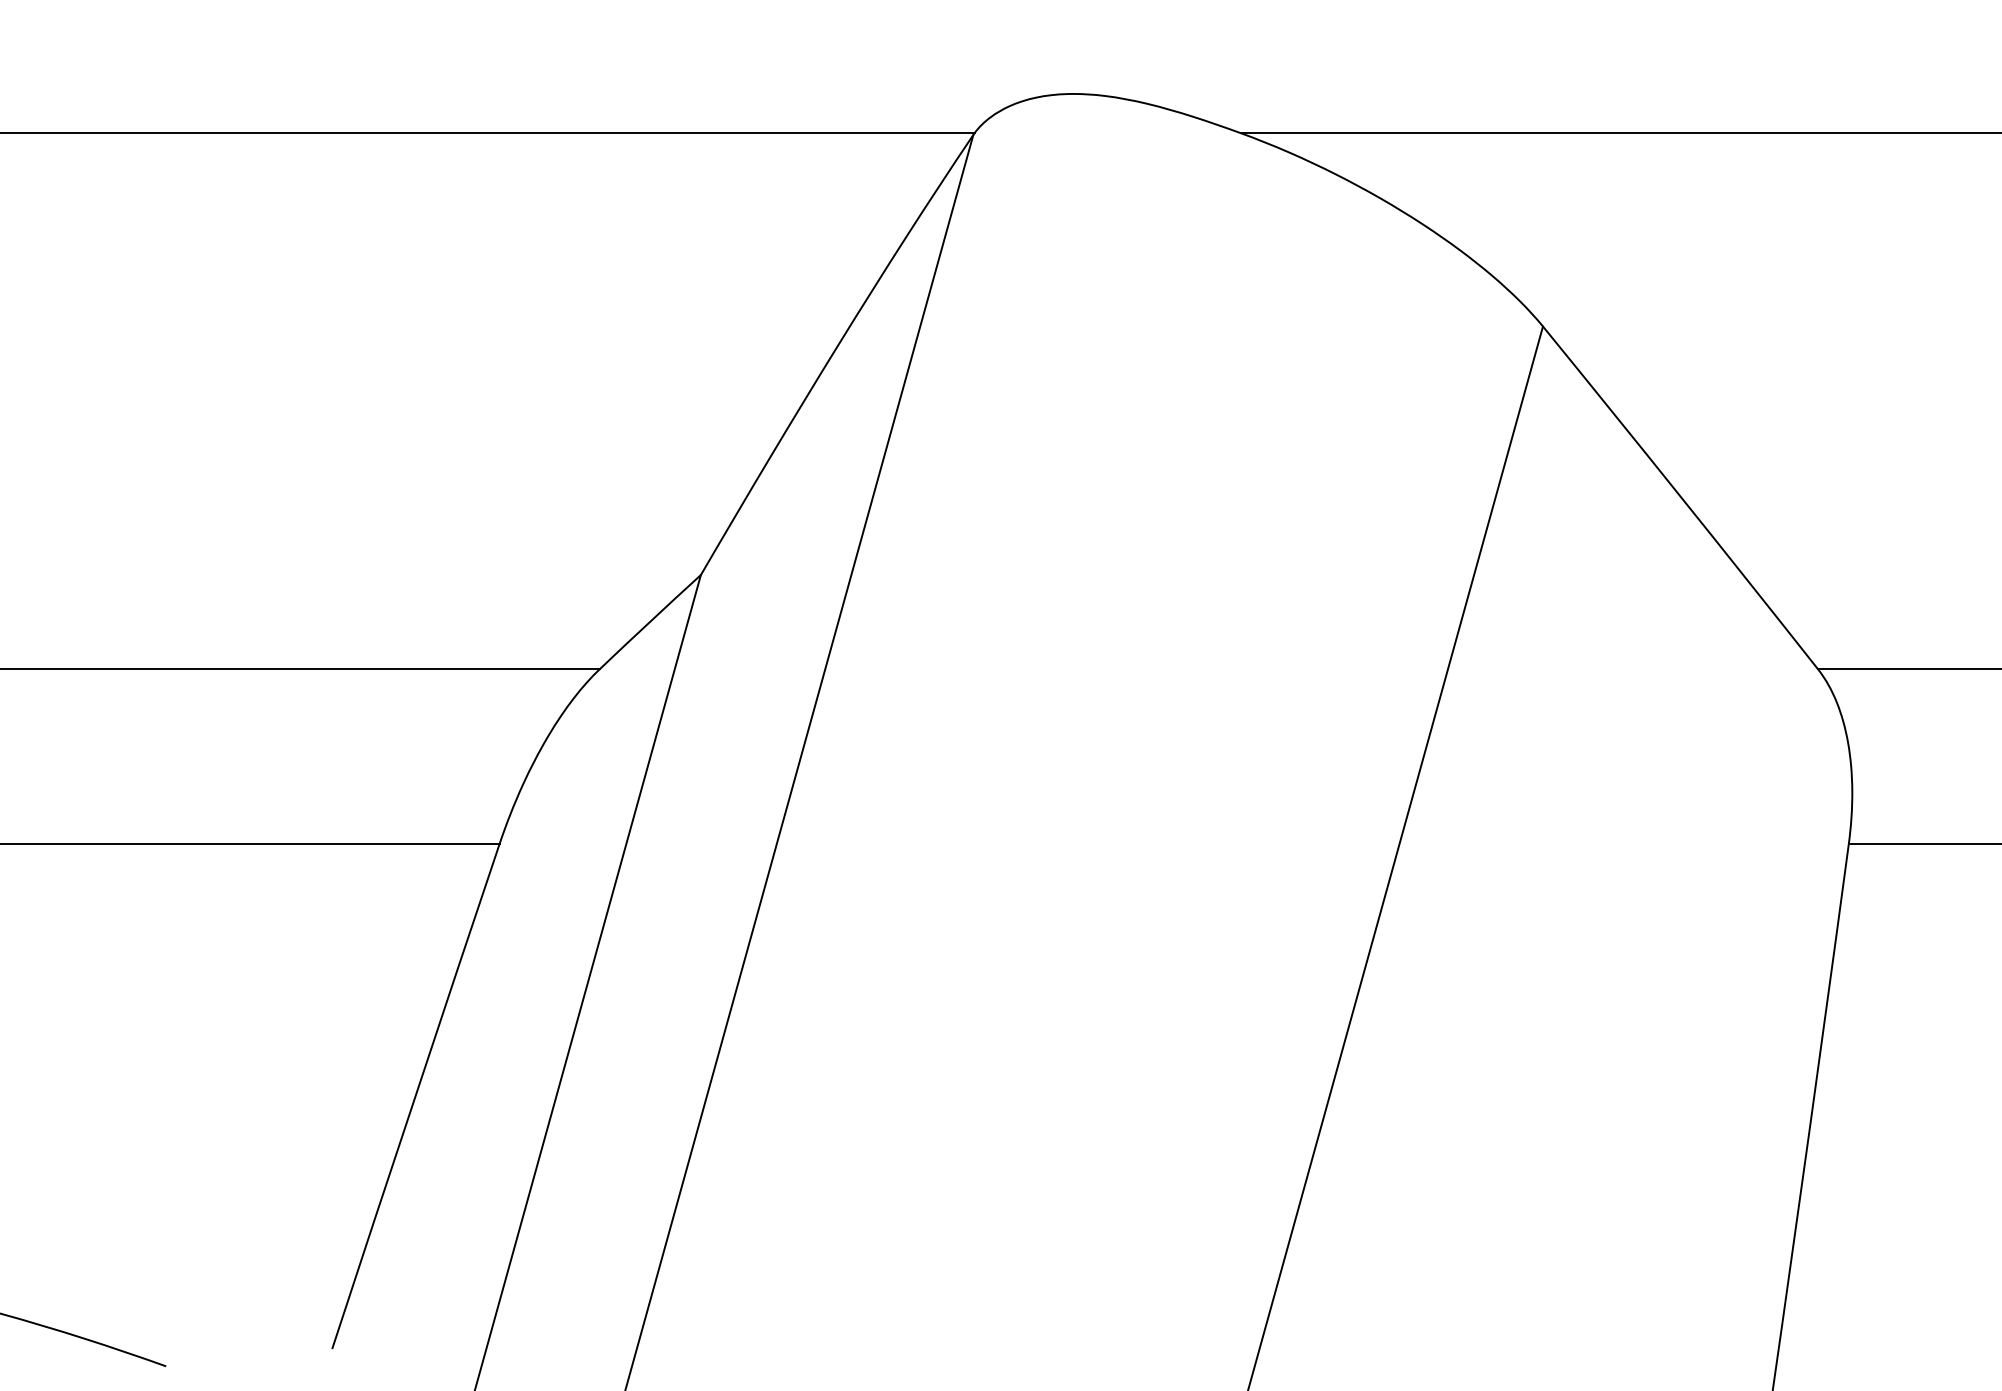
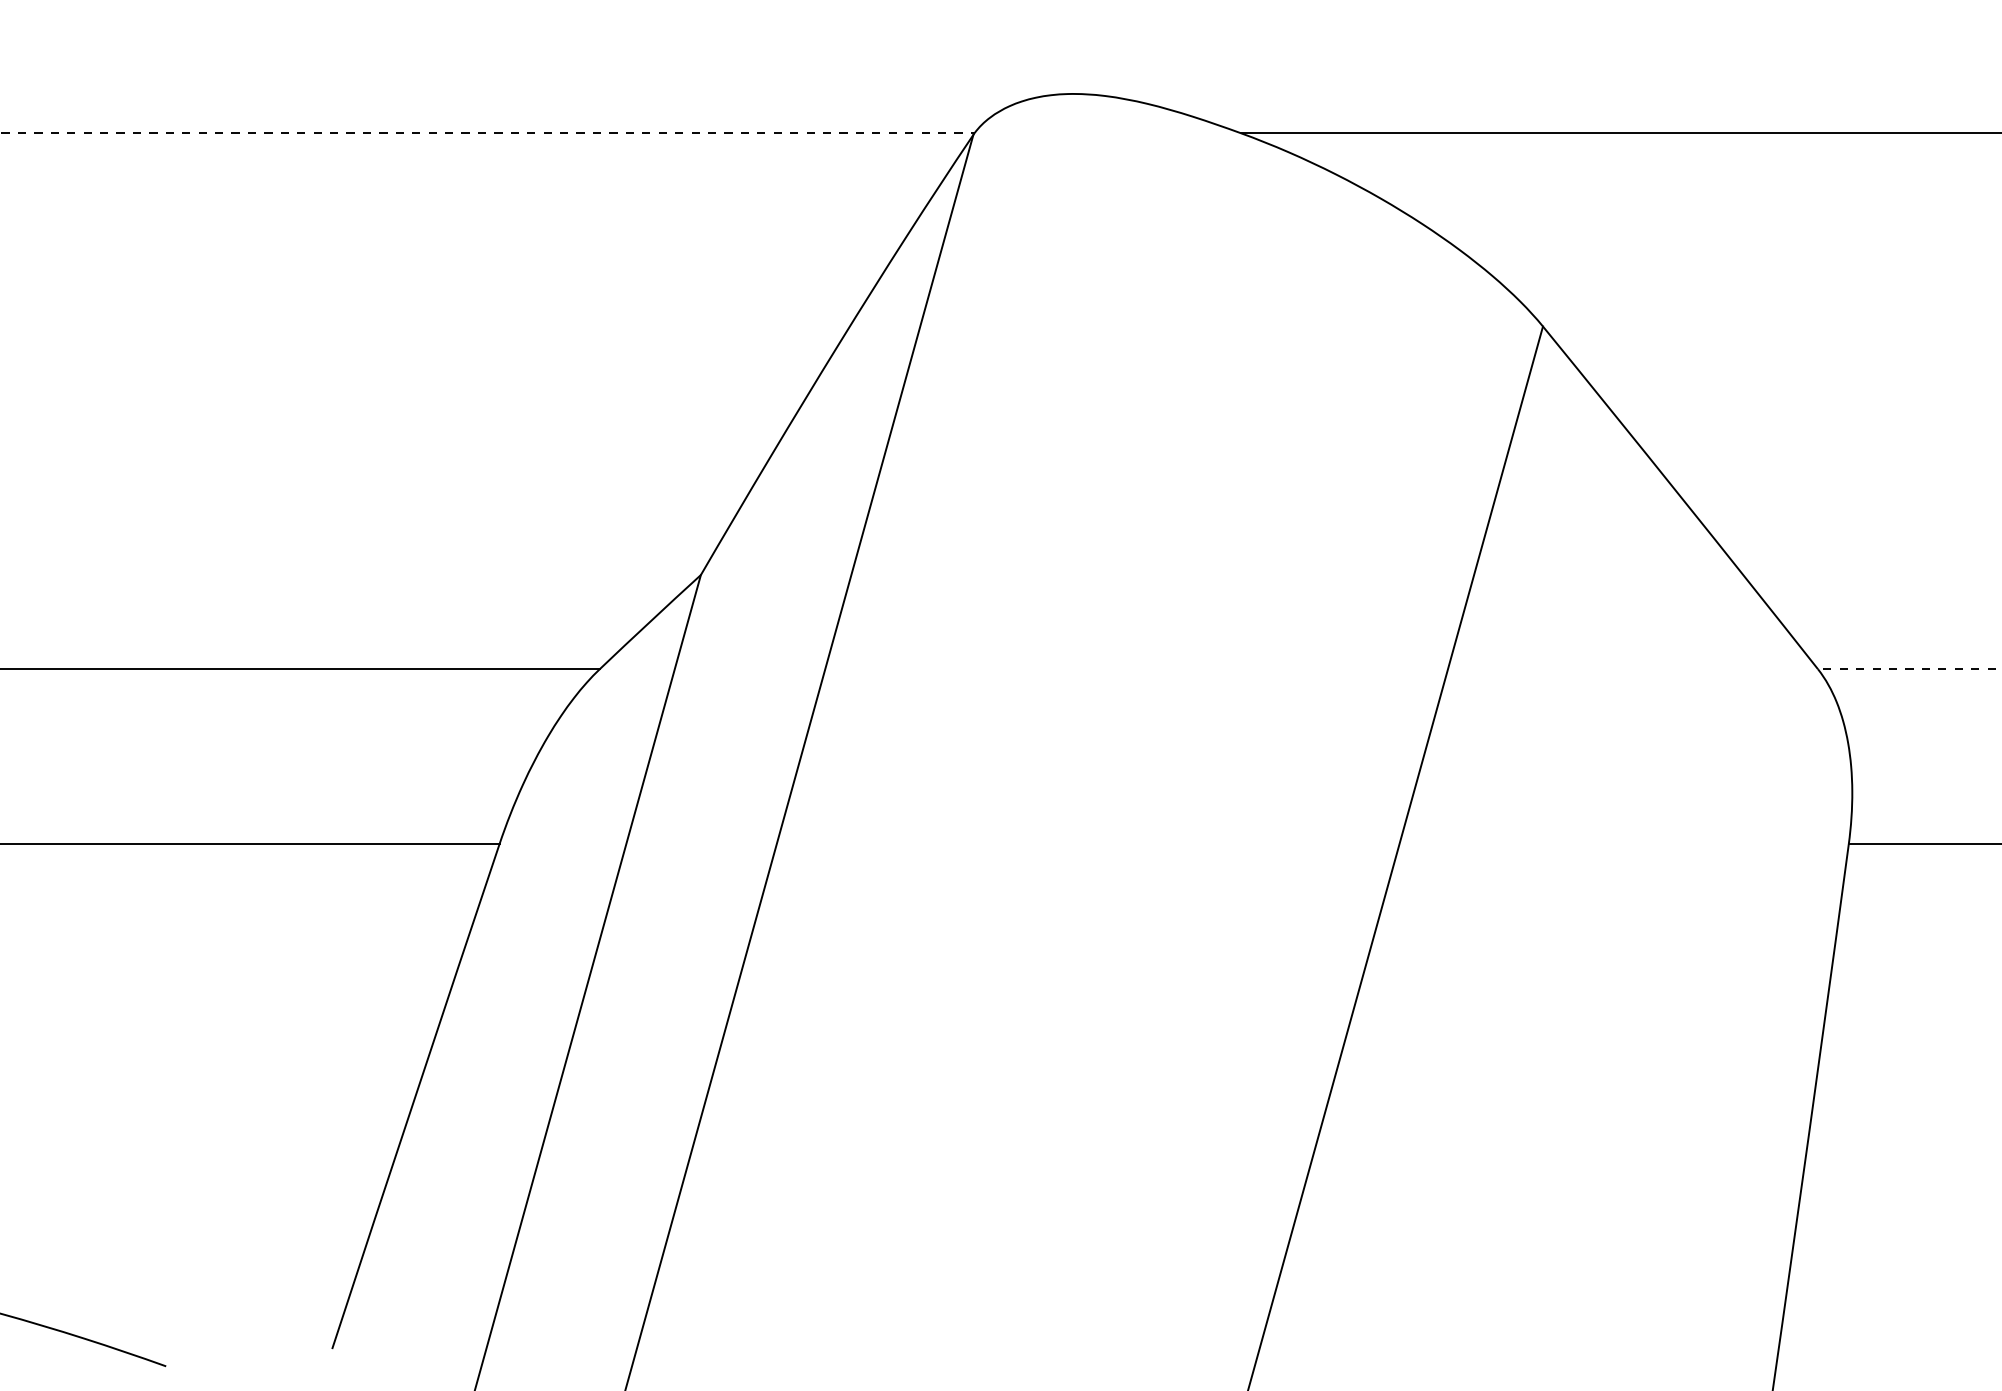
line: solid -> dashed (487, 133)
line: solid -> dashed (1909, 669)
